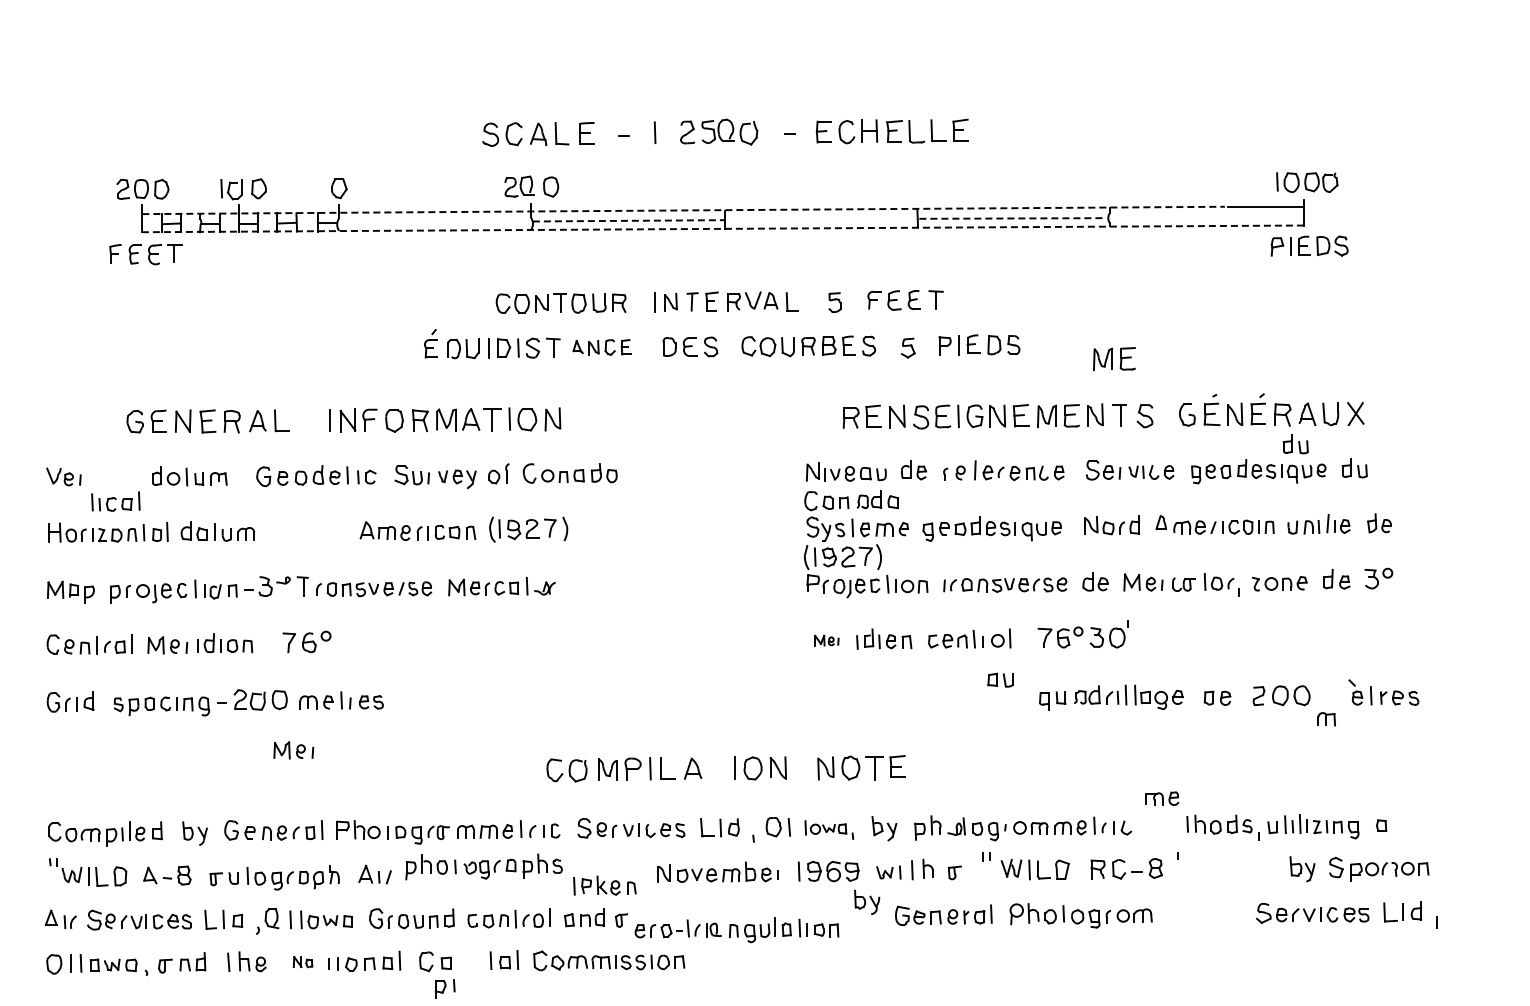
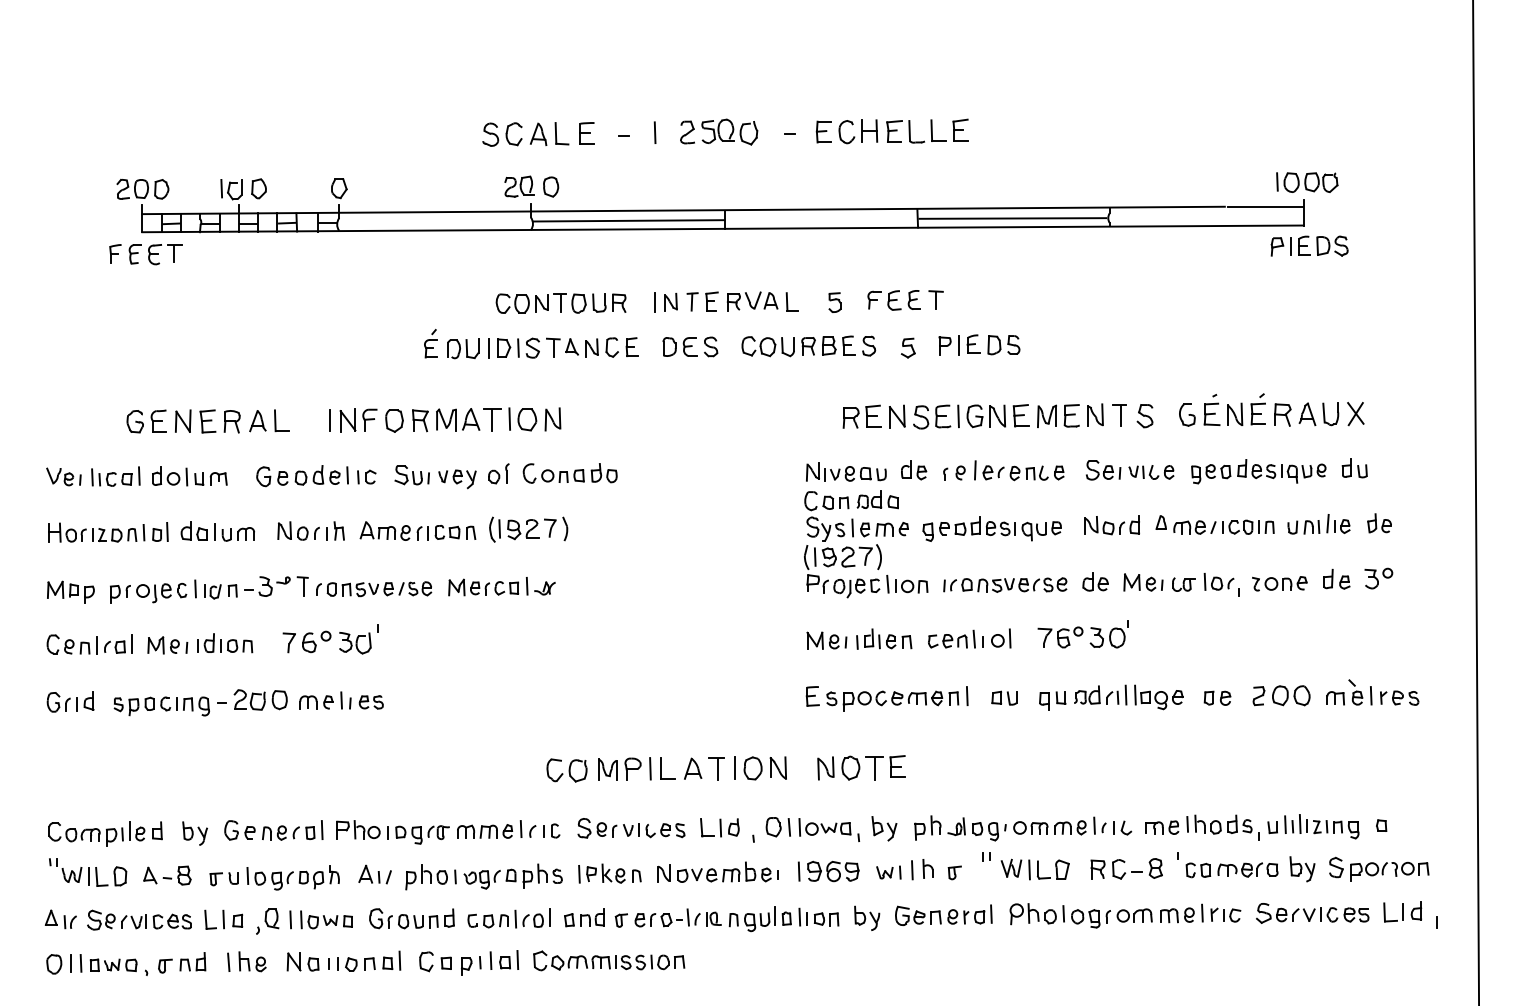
line: dashed -> solid (684, 210)
line: dashed -> solid (1013, 218)
line: dashed -> solid (628, 220)
line: dashed -> solid (723, 228)
part size: 60x17 px -> 74x21 px (601, 347)
part: present -> none (1114, 358)
part: present -> none (1295, 444)
part position: (115, 501) -> (115, 476) (115, 476)
line: none -> present (1476, 502)
part: none -> present (310, 530)
part: none -> present (358, 639)
part size: 26x13 px -> 42x19 px (826, 640)
part position: (1000, 679) -> (1004, 697) (1004, 697)
part: none -> present (886, 698)
part position: (1326, 719) -> (1335, 698) (1335, 698)
part: present -> none (293, 750)
part: none -> present (716, 768)
part position: (1162, 798) -> (1162, 827) (1162, 827)
part size: 51x20 px -> 63x24 px (829, 829)
part position: (483, 866) -> (483, 876) (483, 876)
part: none -> present (1231, 870)
part position: (604, 885) -> (609, 873) (609, 873)
part position: (867, 901) -> (867, 917) (867, 917)
part: none -> present (1200, 913)
part position: (736, 930) -> (736, 919) (736, 919)
part size: 22x14 px -> 34x20 px (302, 961)
part position: (445, 988) -> (471, 965) (471, 965)
